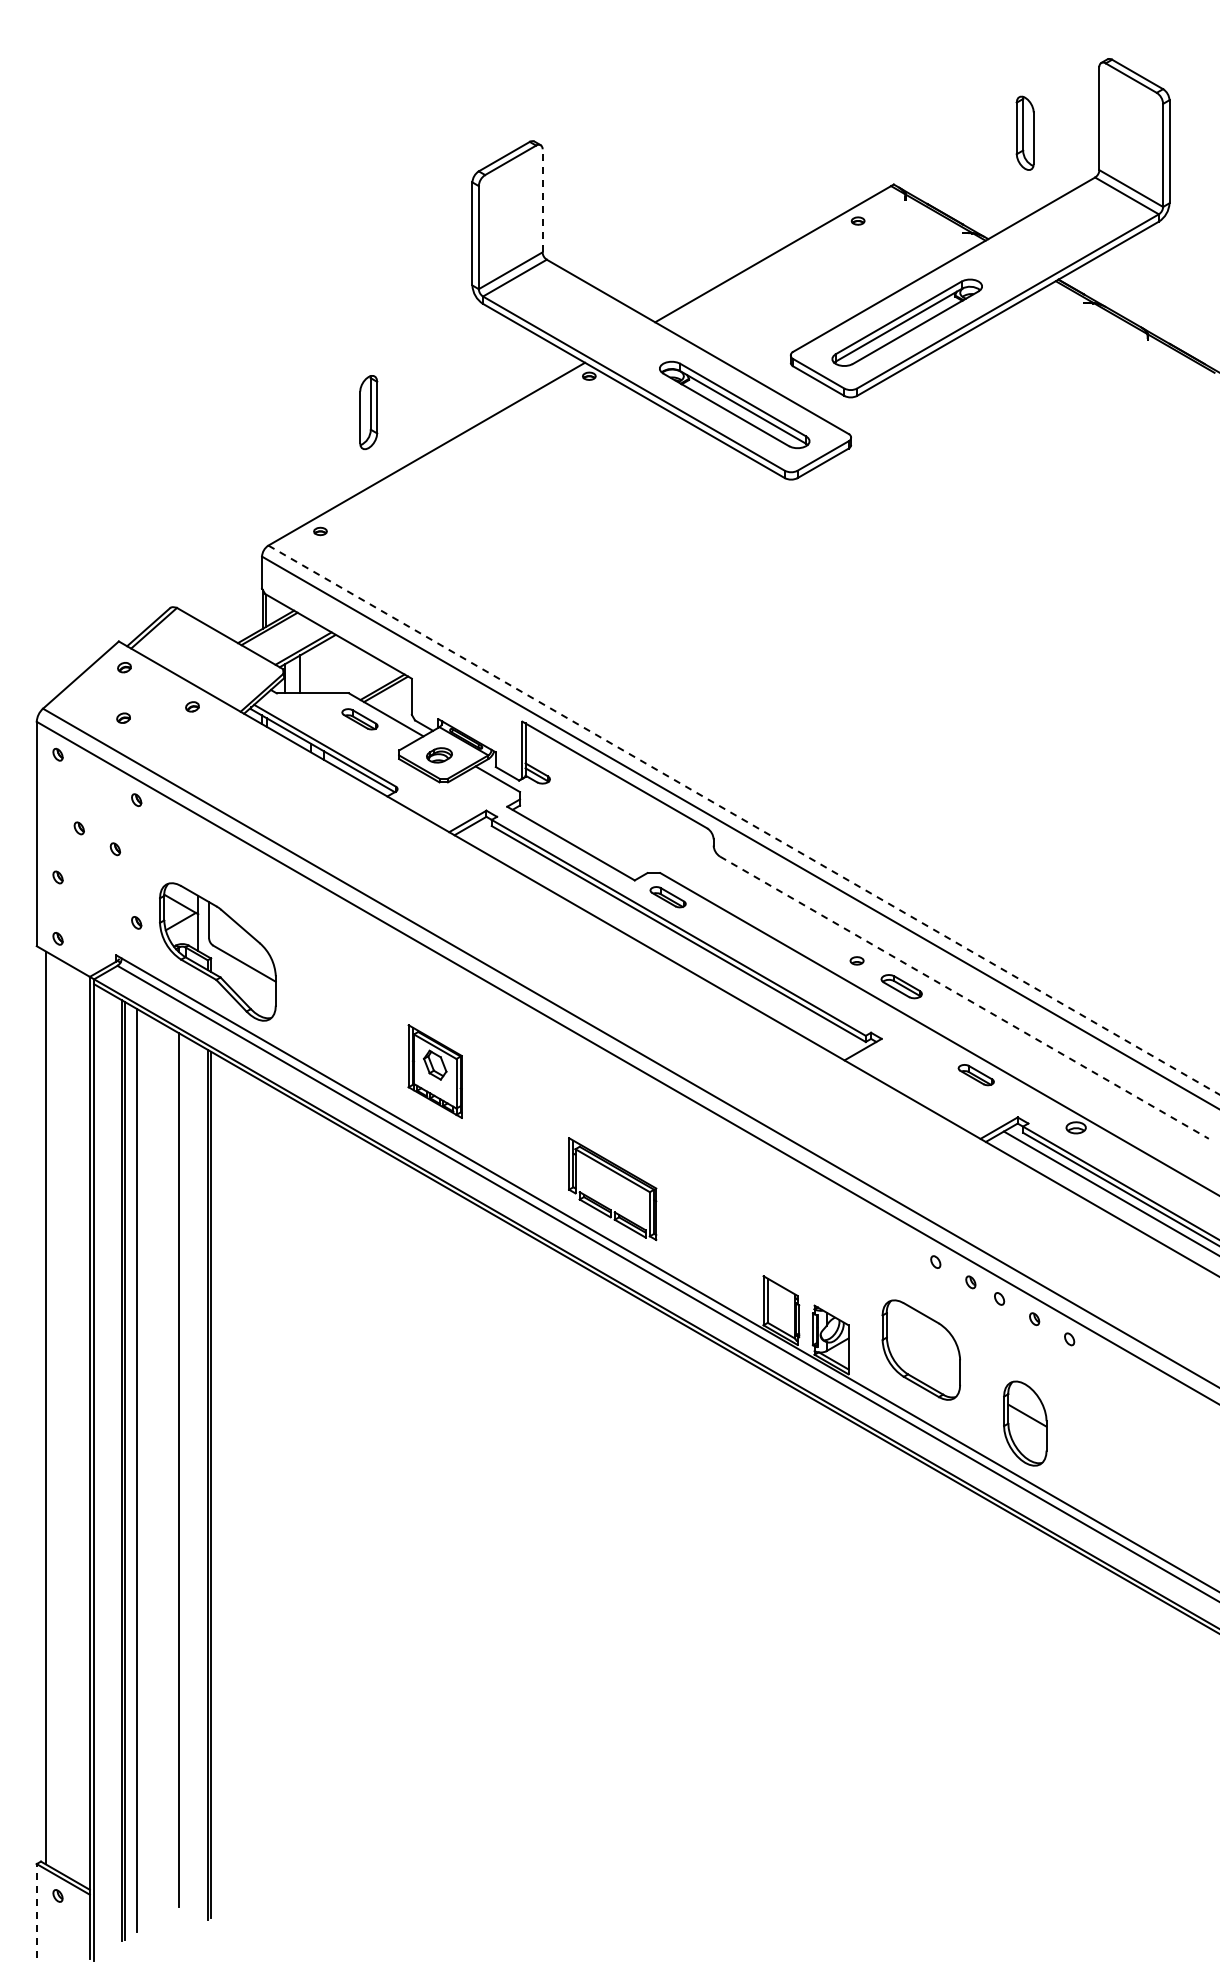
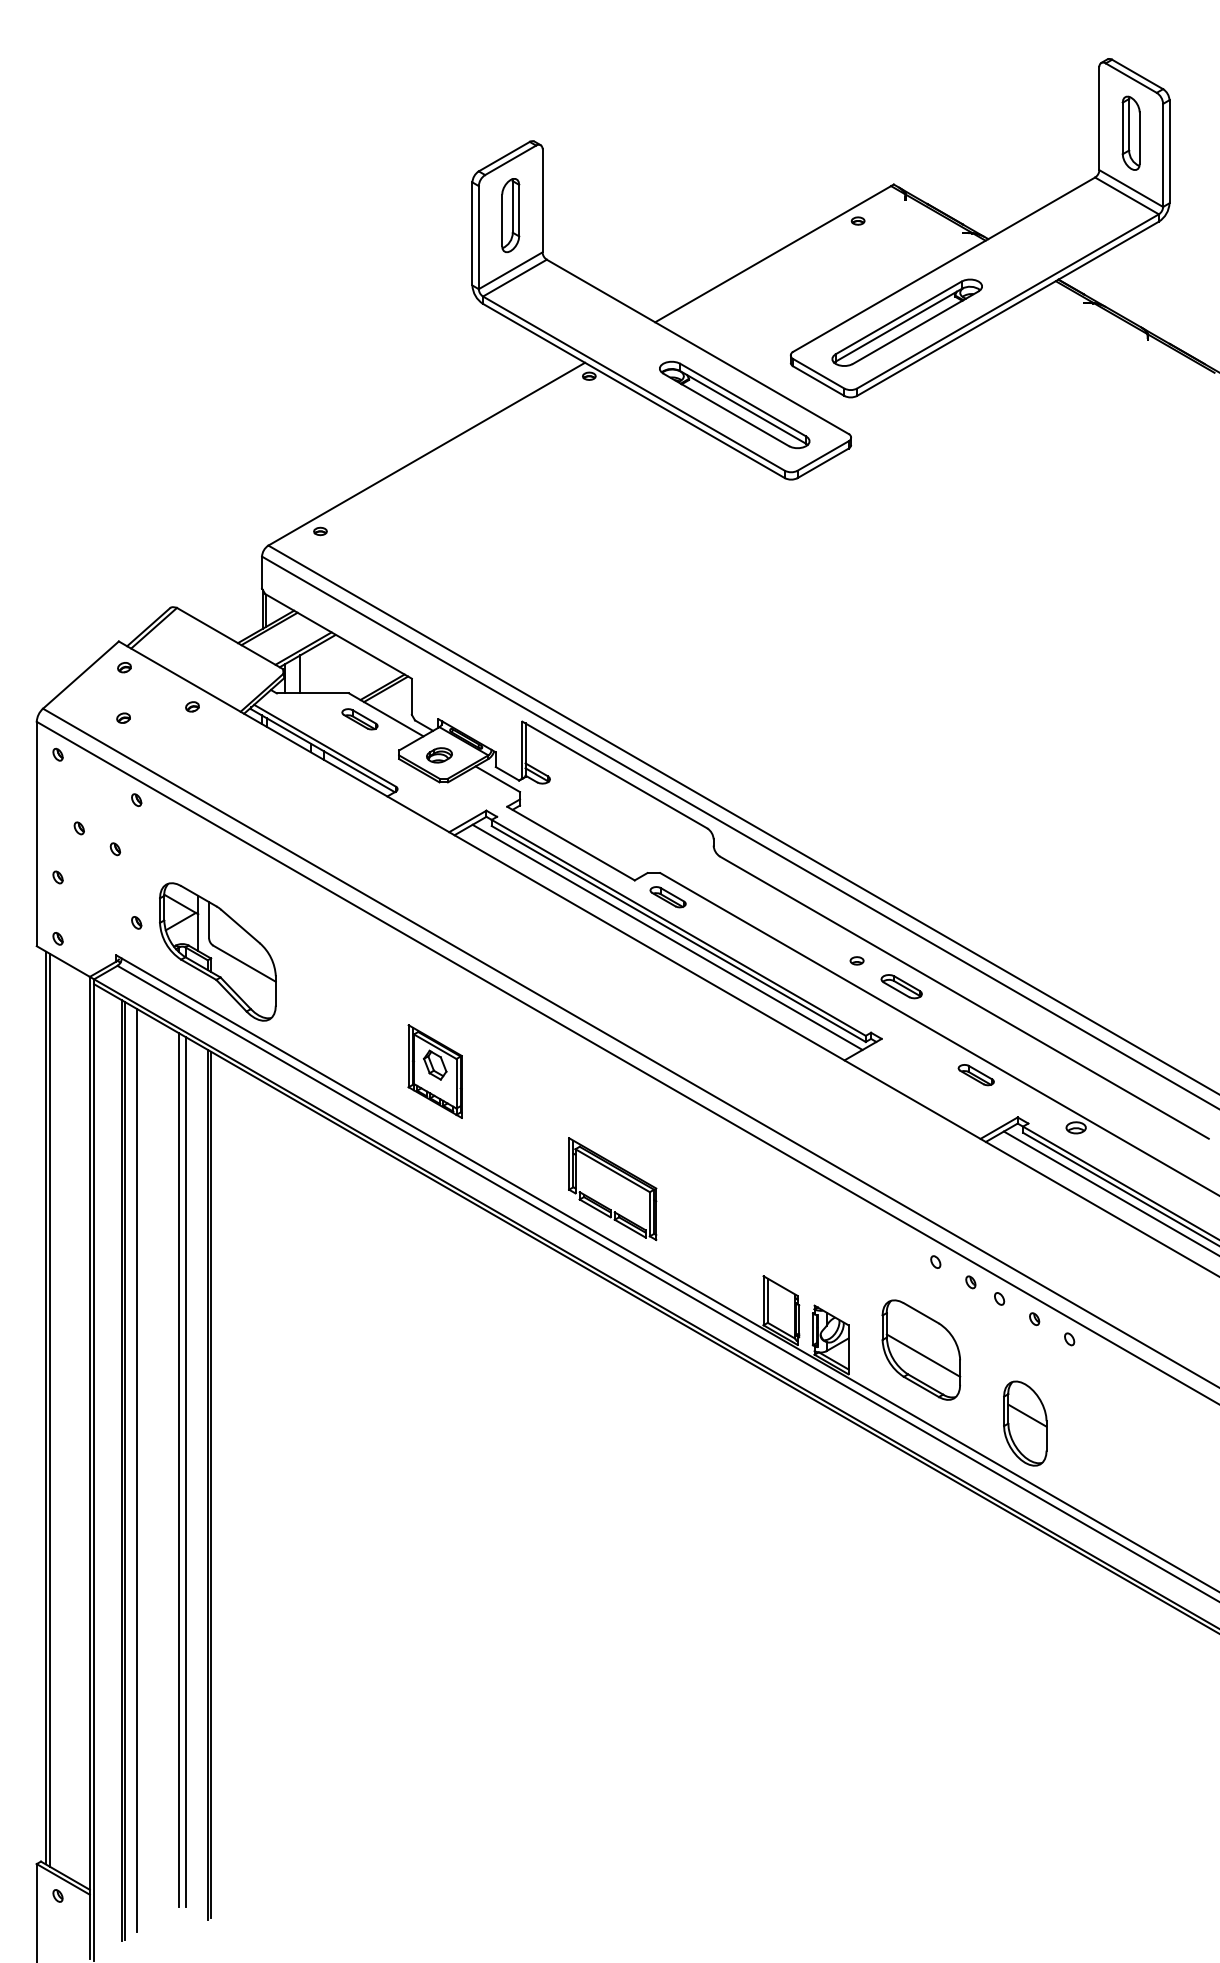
part position: (1024, 132) -> (1130, 132) (1130, 132)
line: dashed -> solid (542, 200)
part position: (368, 412) -> (510, 215) (510, 215)
line: dashed -> solid (744, 820)
line: none -> present (667, 936)
line: dashed -> solid (964, 997)
line: none -> present (923, 1355)
line: none -> present (49, 1409)
line: none -> present (185, 1471)
line: dashed -> solid (36, 1912)
